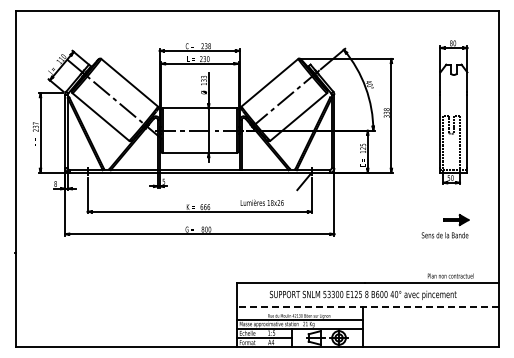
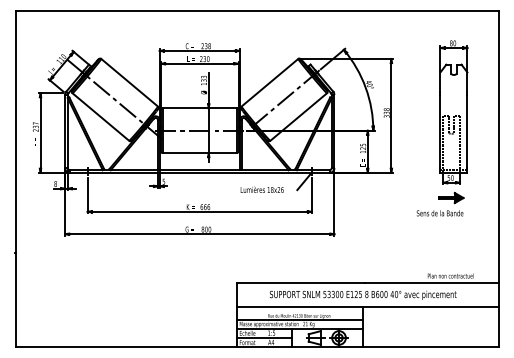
text position: (261, 202) -> (261, 189) (261, 189)
part position: (445, 226) -> (440, 204) (440, 204)
line: dashed -> solid (367, 307)
